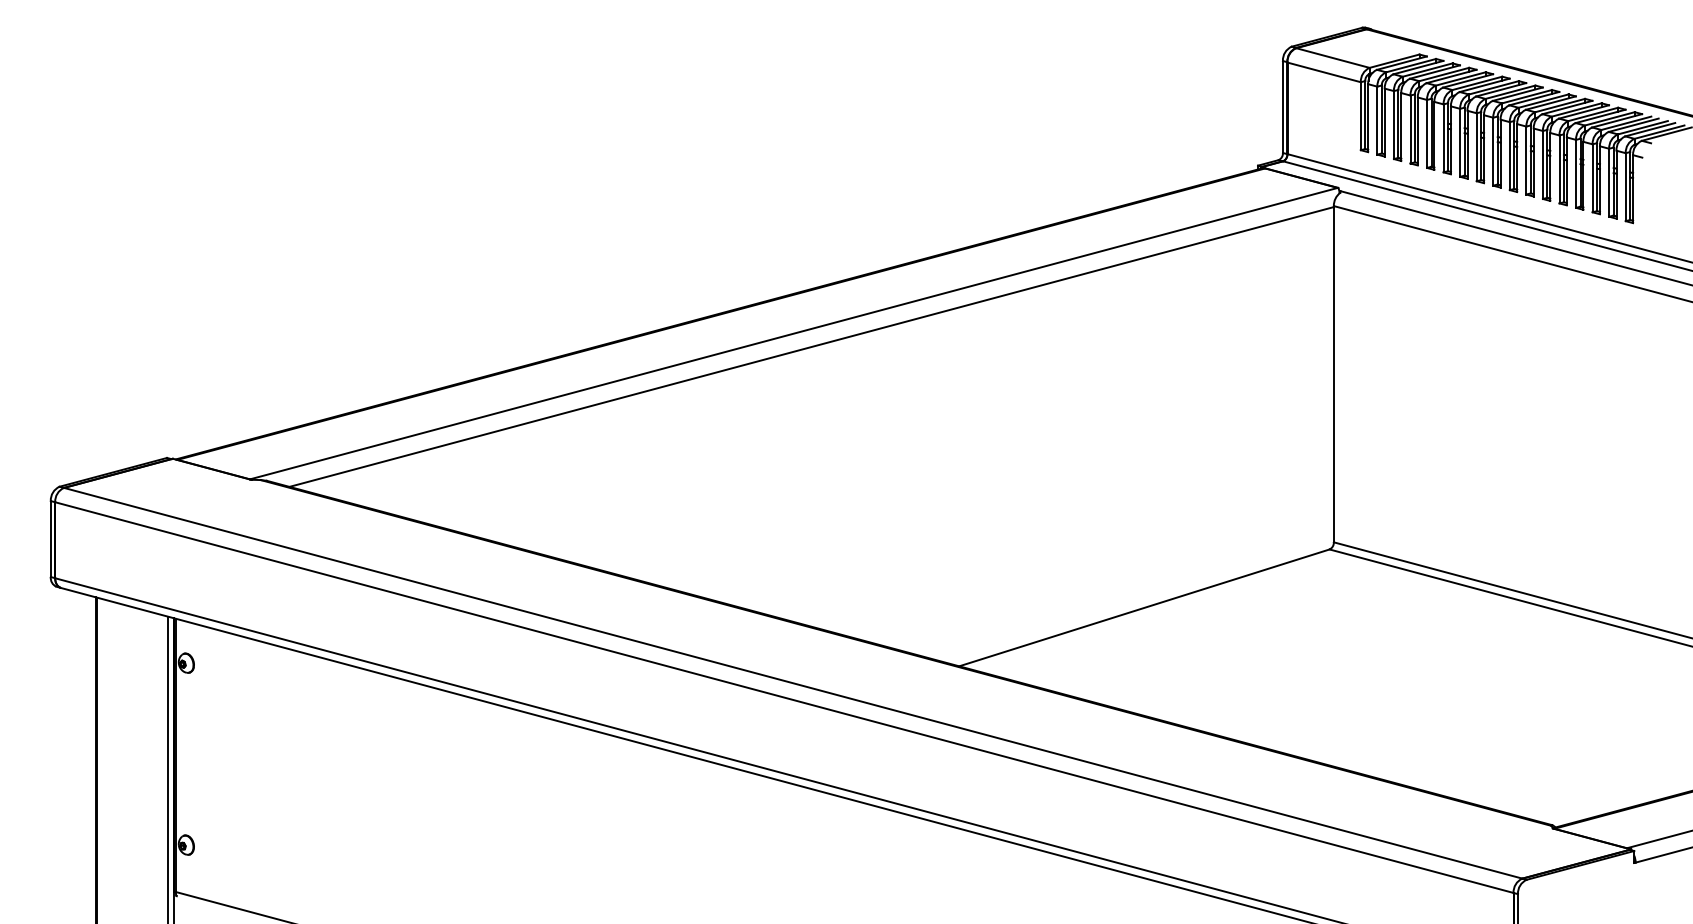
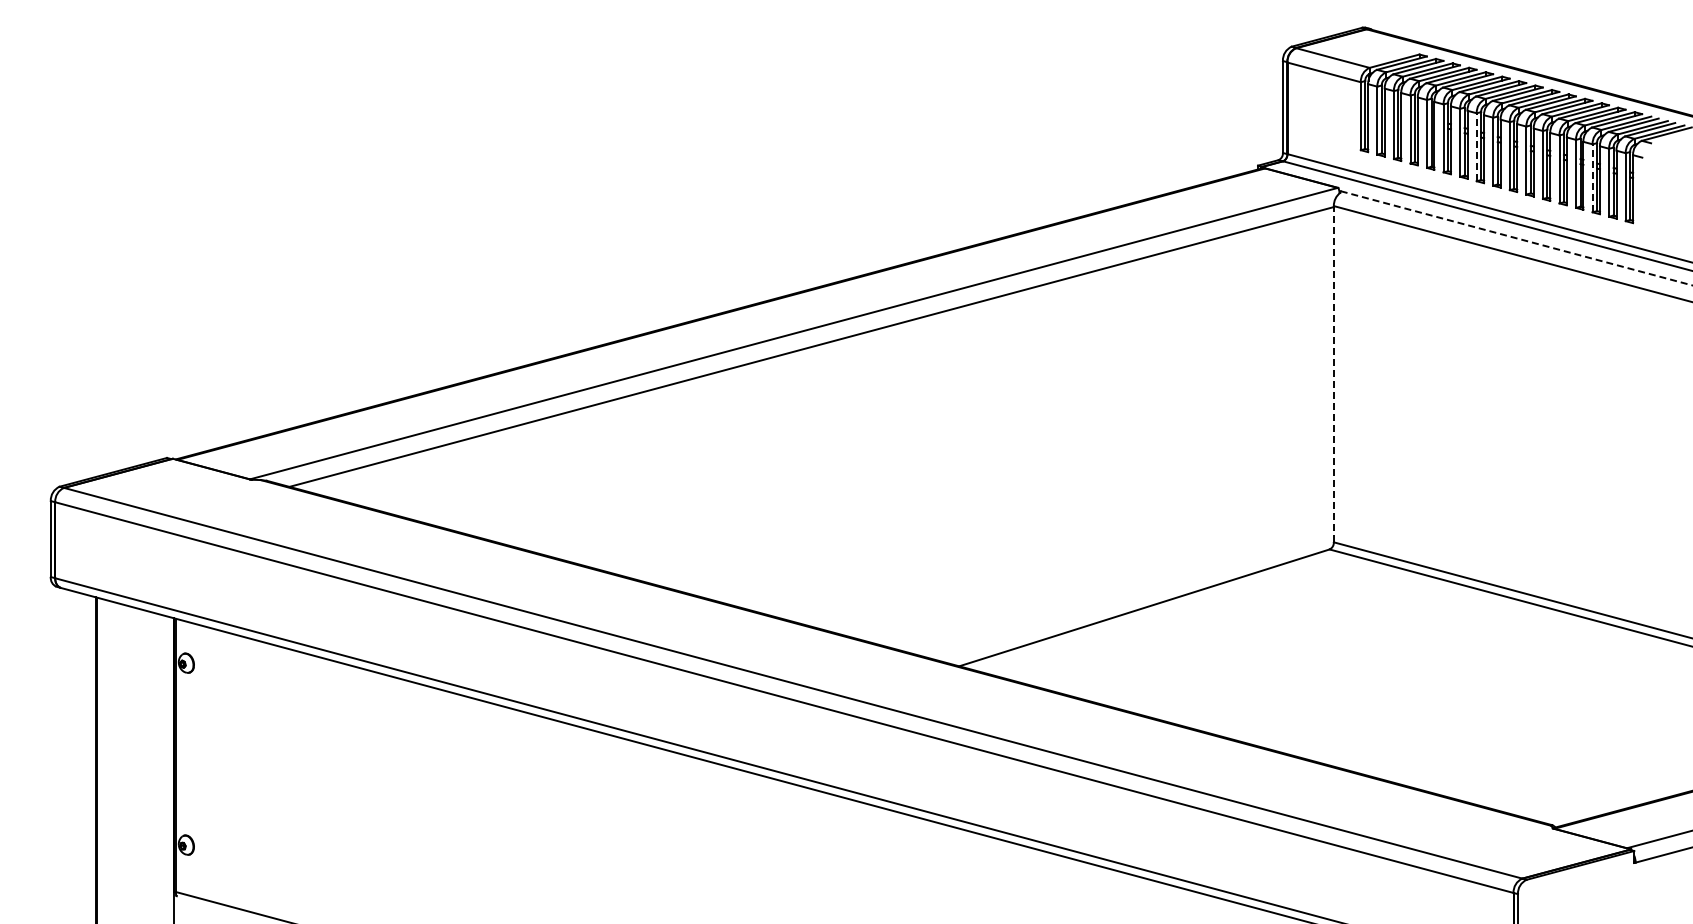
line: solid -> dashed (1476, 147)
line: solid -> dashed (1592, 178)
line: solid -> dashed (1516, 238)
line: solid -> dashed (1333, 373)
line: present -> none (168, 768)
